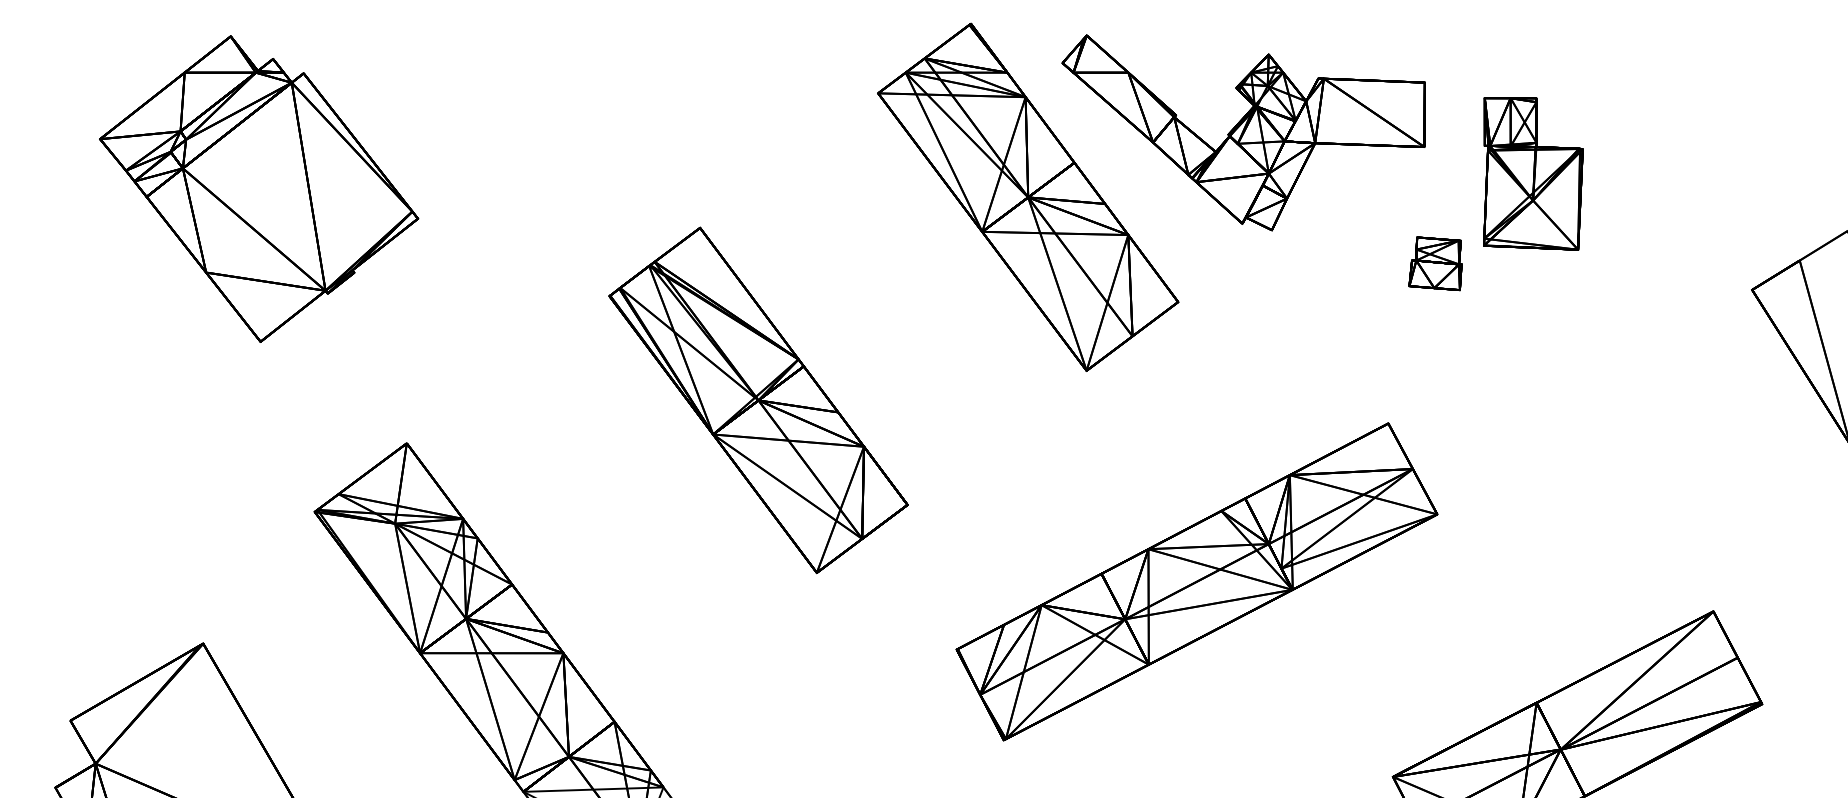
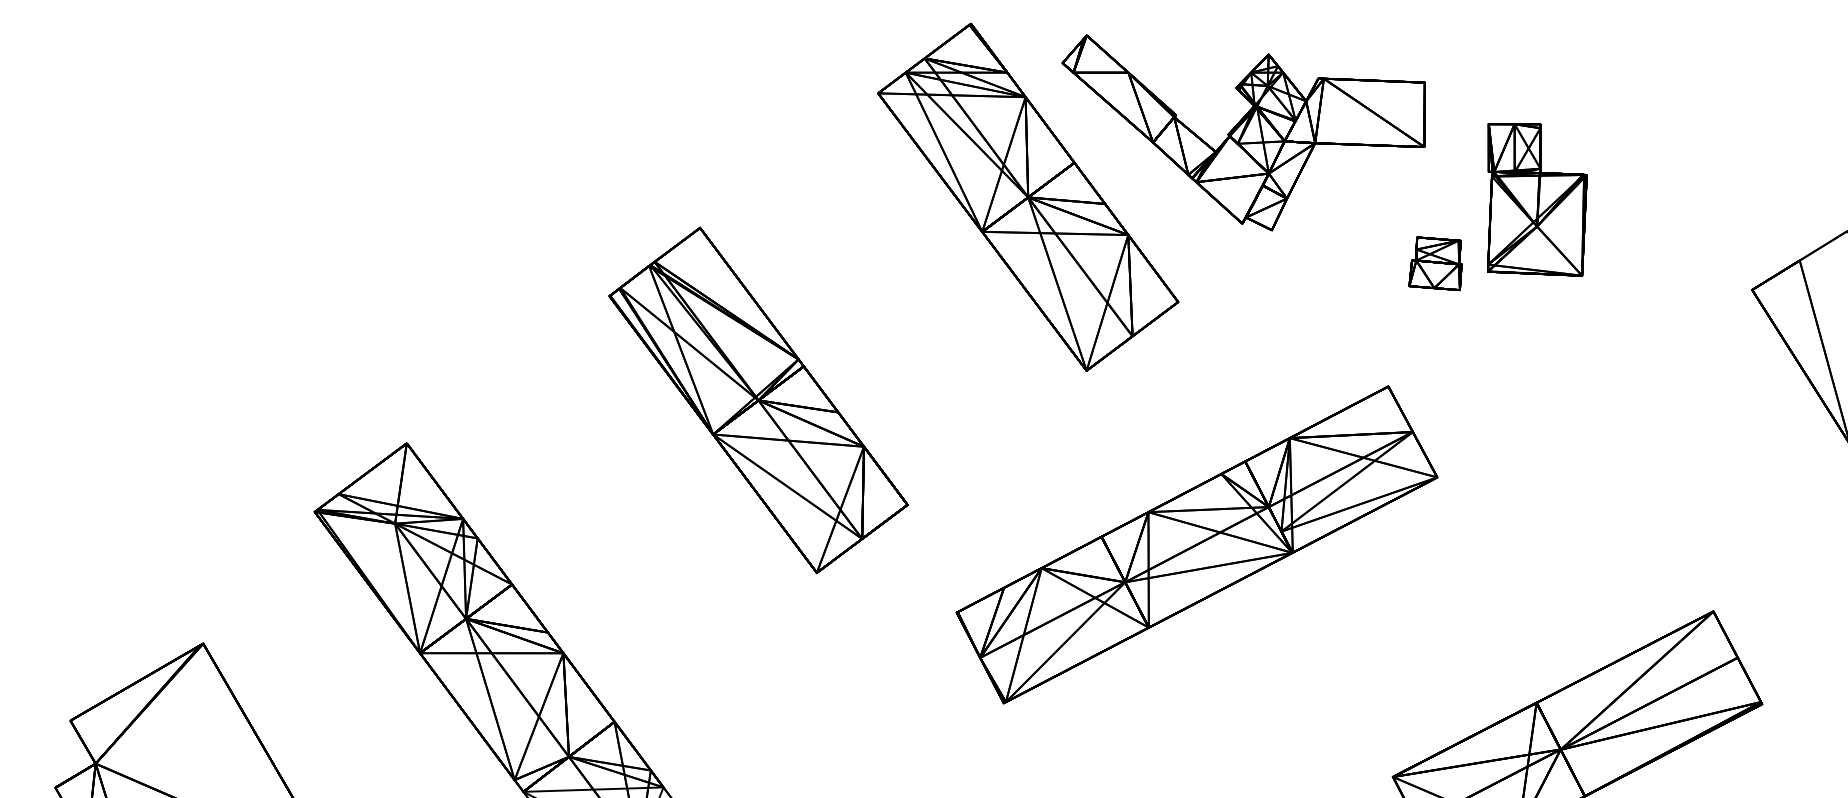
part position: (1533, 173) -> (1537, 199) (1537, 199)
part: present -> none (259, 188)
part position: (1196, 581) -> (1196, 544) (1196, 544)
